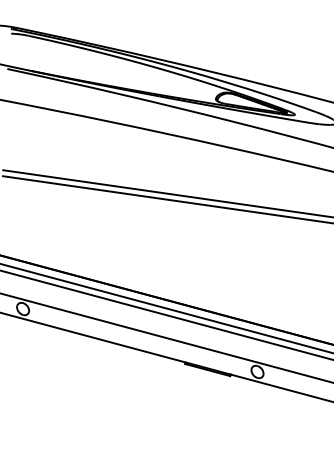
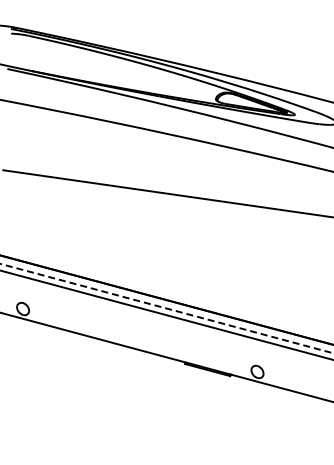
line: present -> none (166, 199)
line: solid -> dashed (166, 308)
line: present -> none (166, 338)
